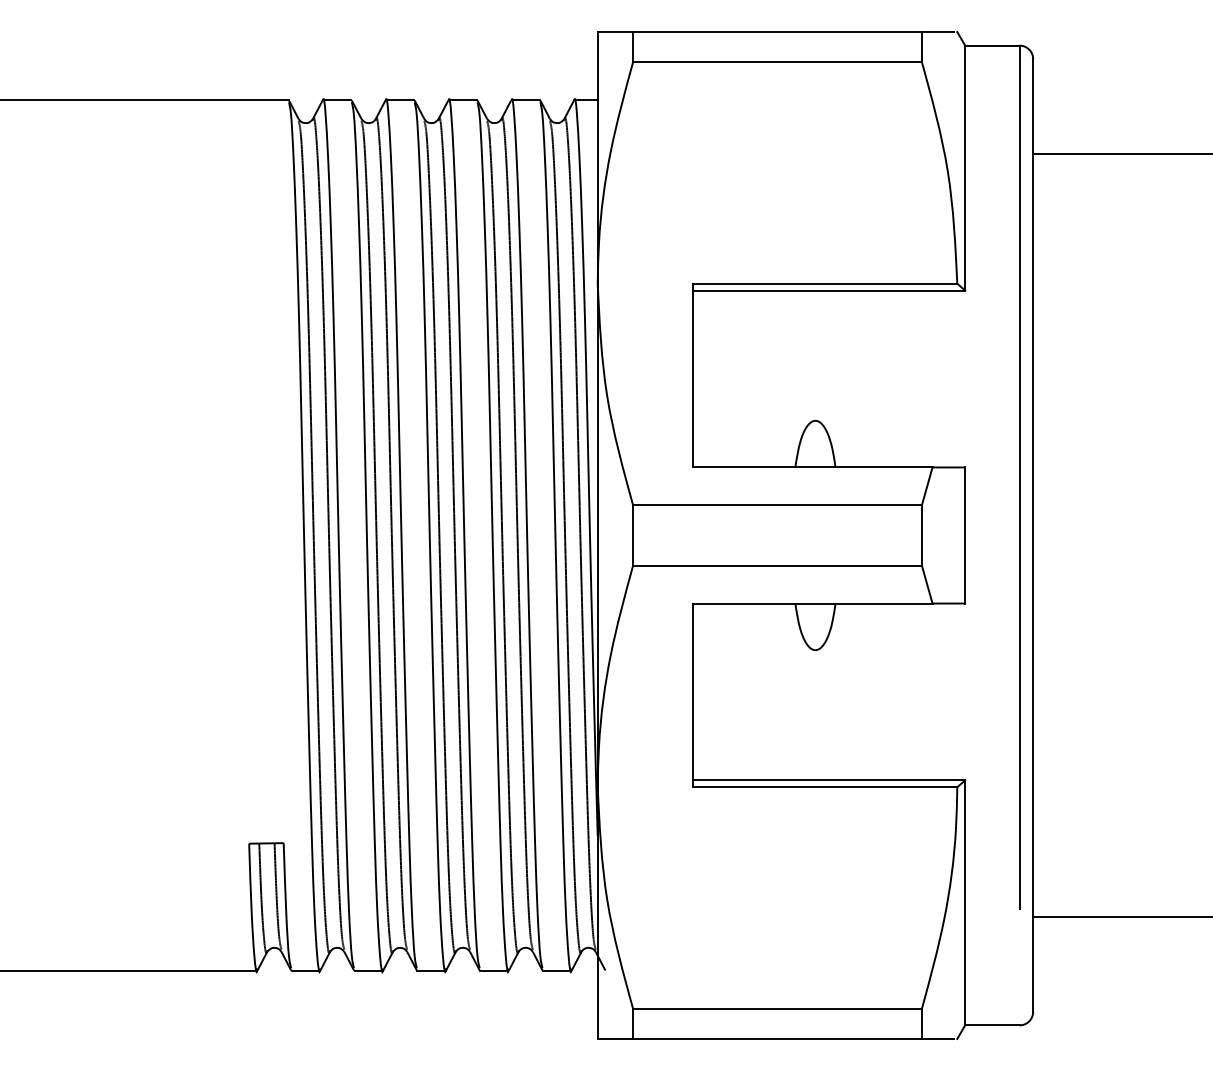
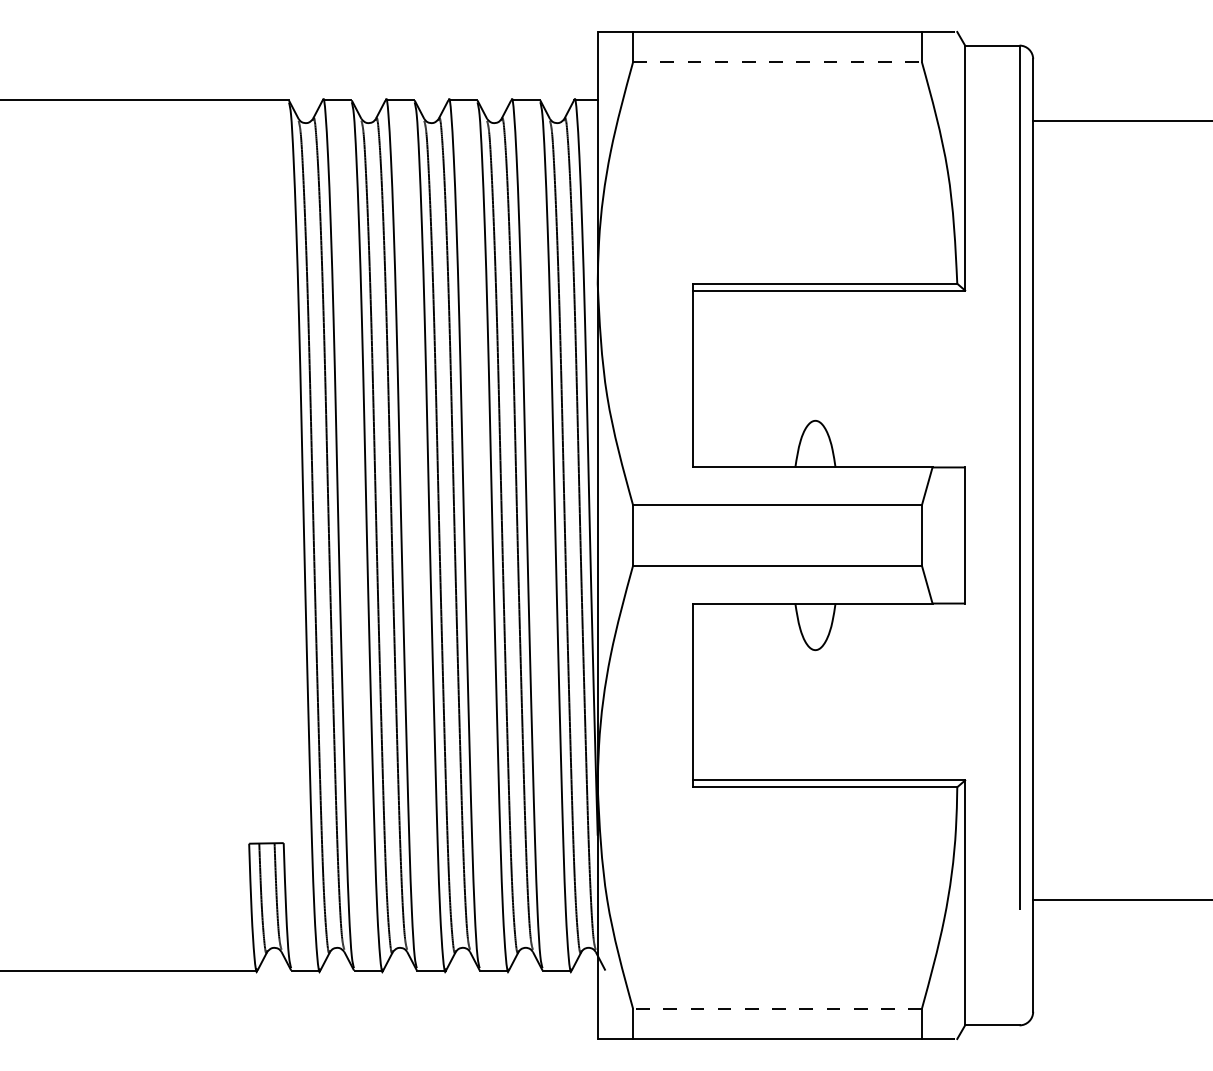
line: solid -> dashed (778, 62)
line position: (1121, 154) -> (1121, 121) (1121, 121)
line position: (1121, 916) -> (1121, 899) (1121, 899)
line: solid -> dashed (777, 1008)
